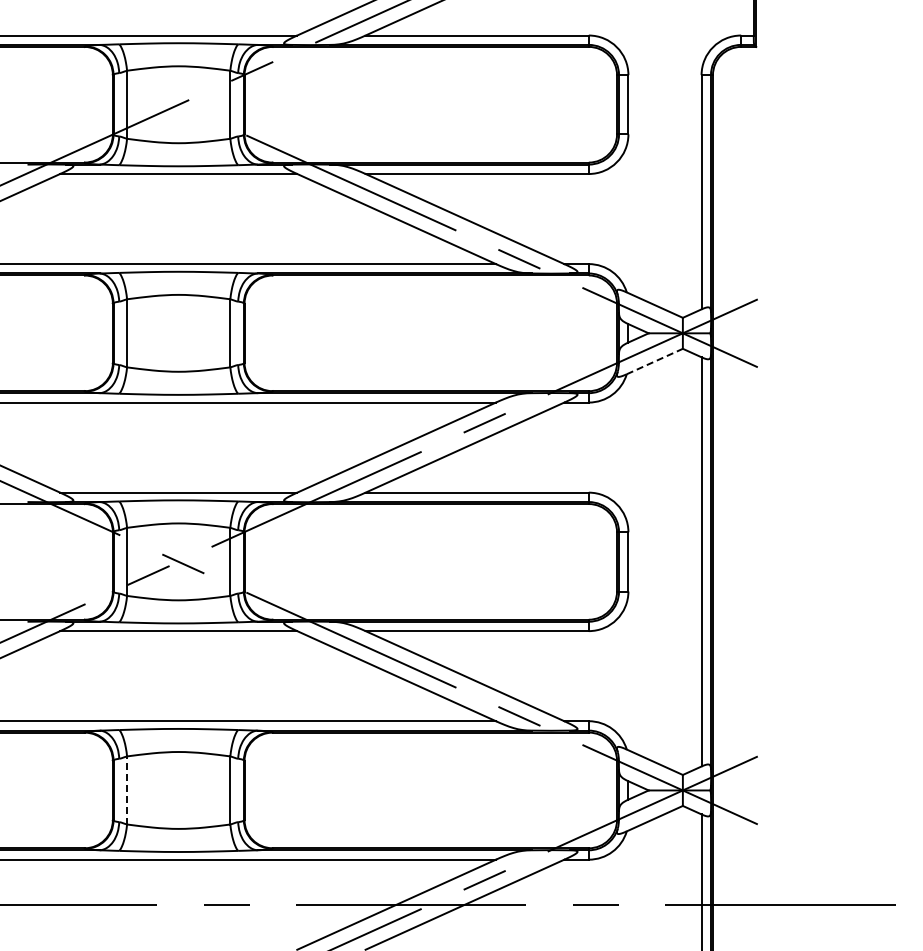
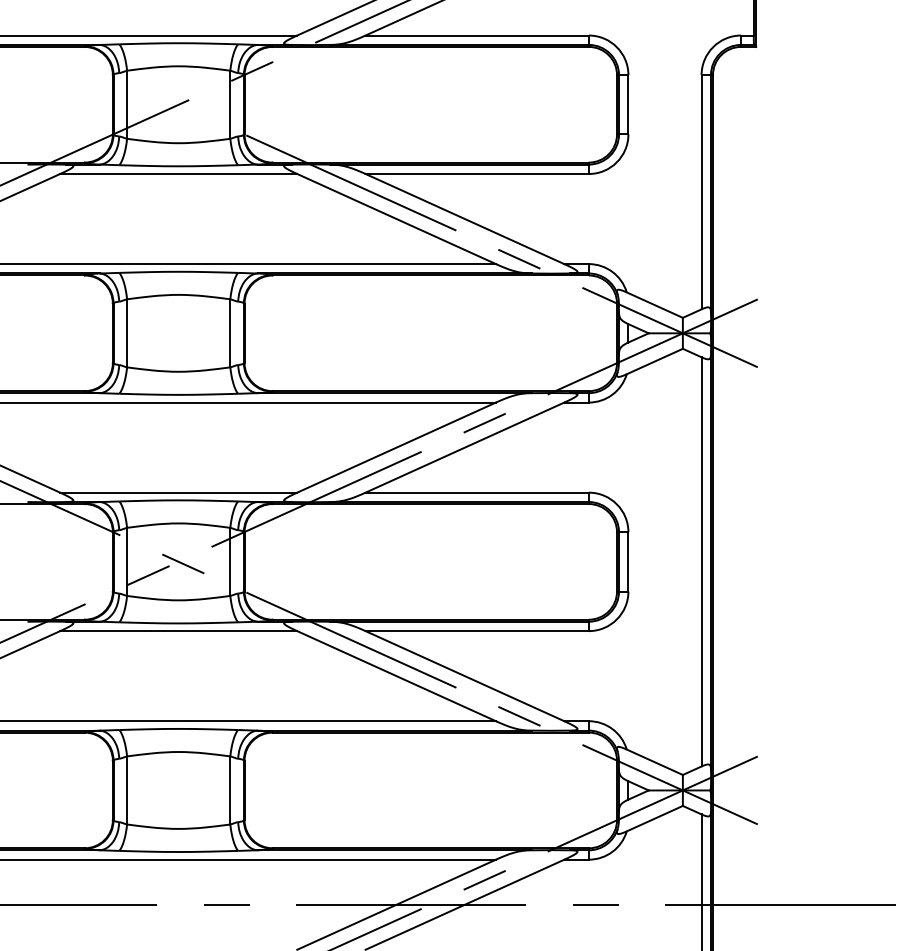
line: dashed -> solid (654, 361)
line: dashed -> solid (127, 789)
